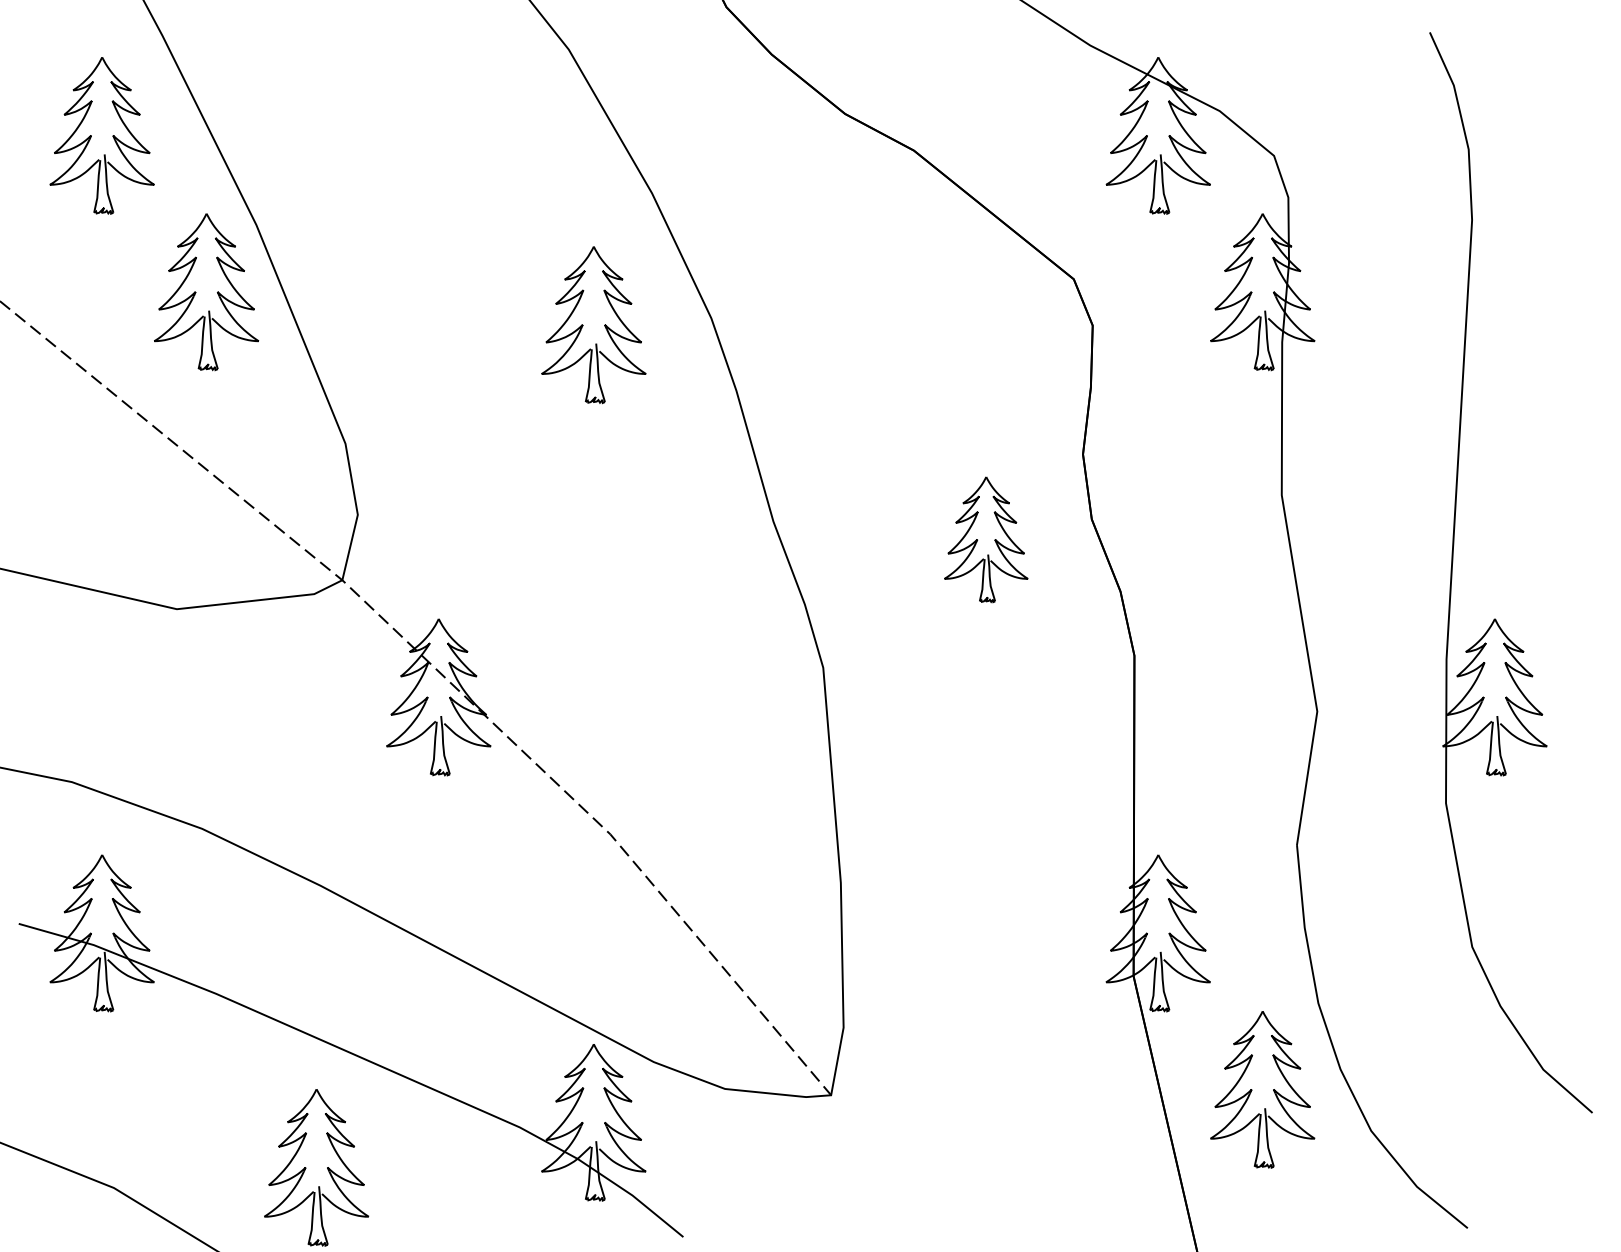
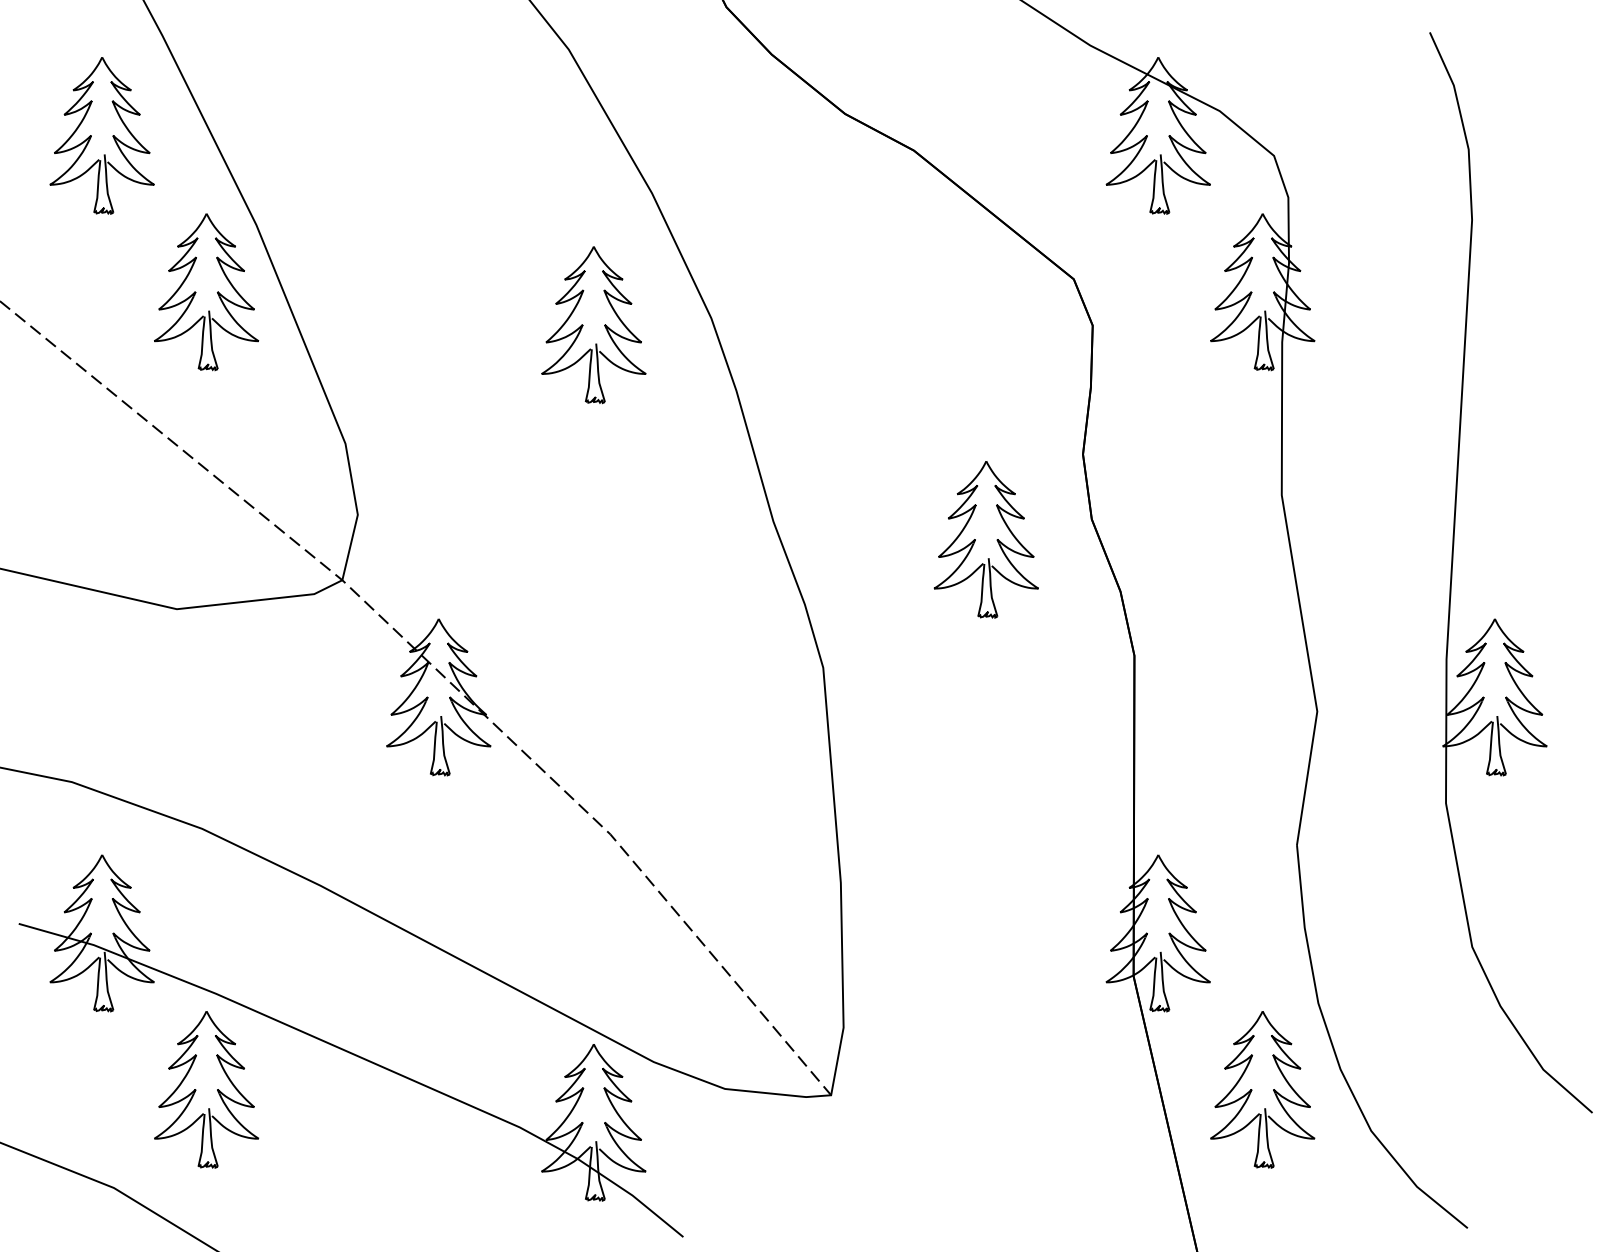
part size: 85x128 px -> 106x158 px (985, 539)
part position: (316, 1167) -> (206, 1089) (206, 1089)
